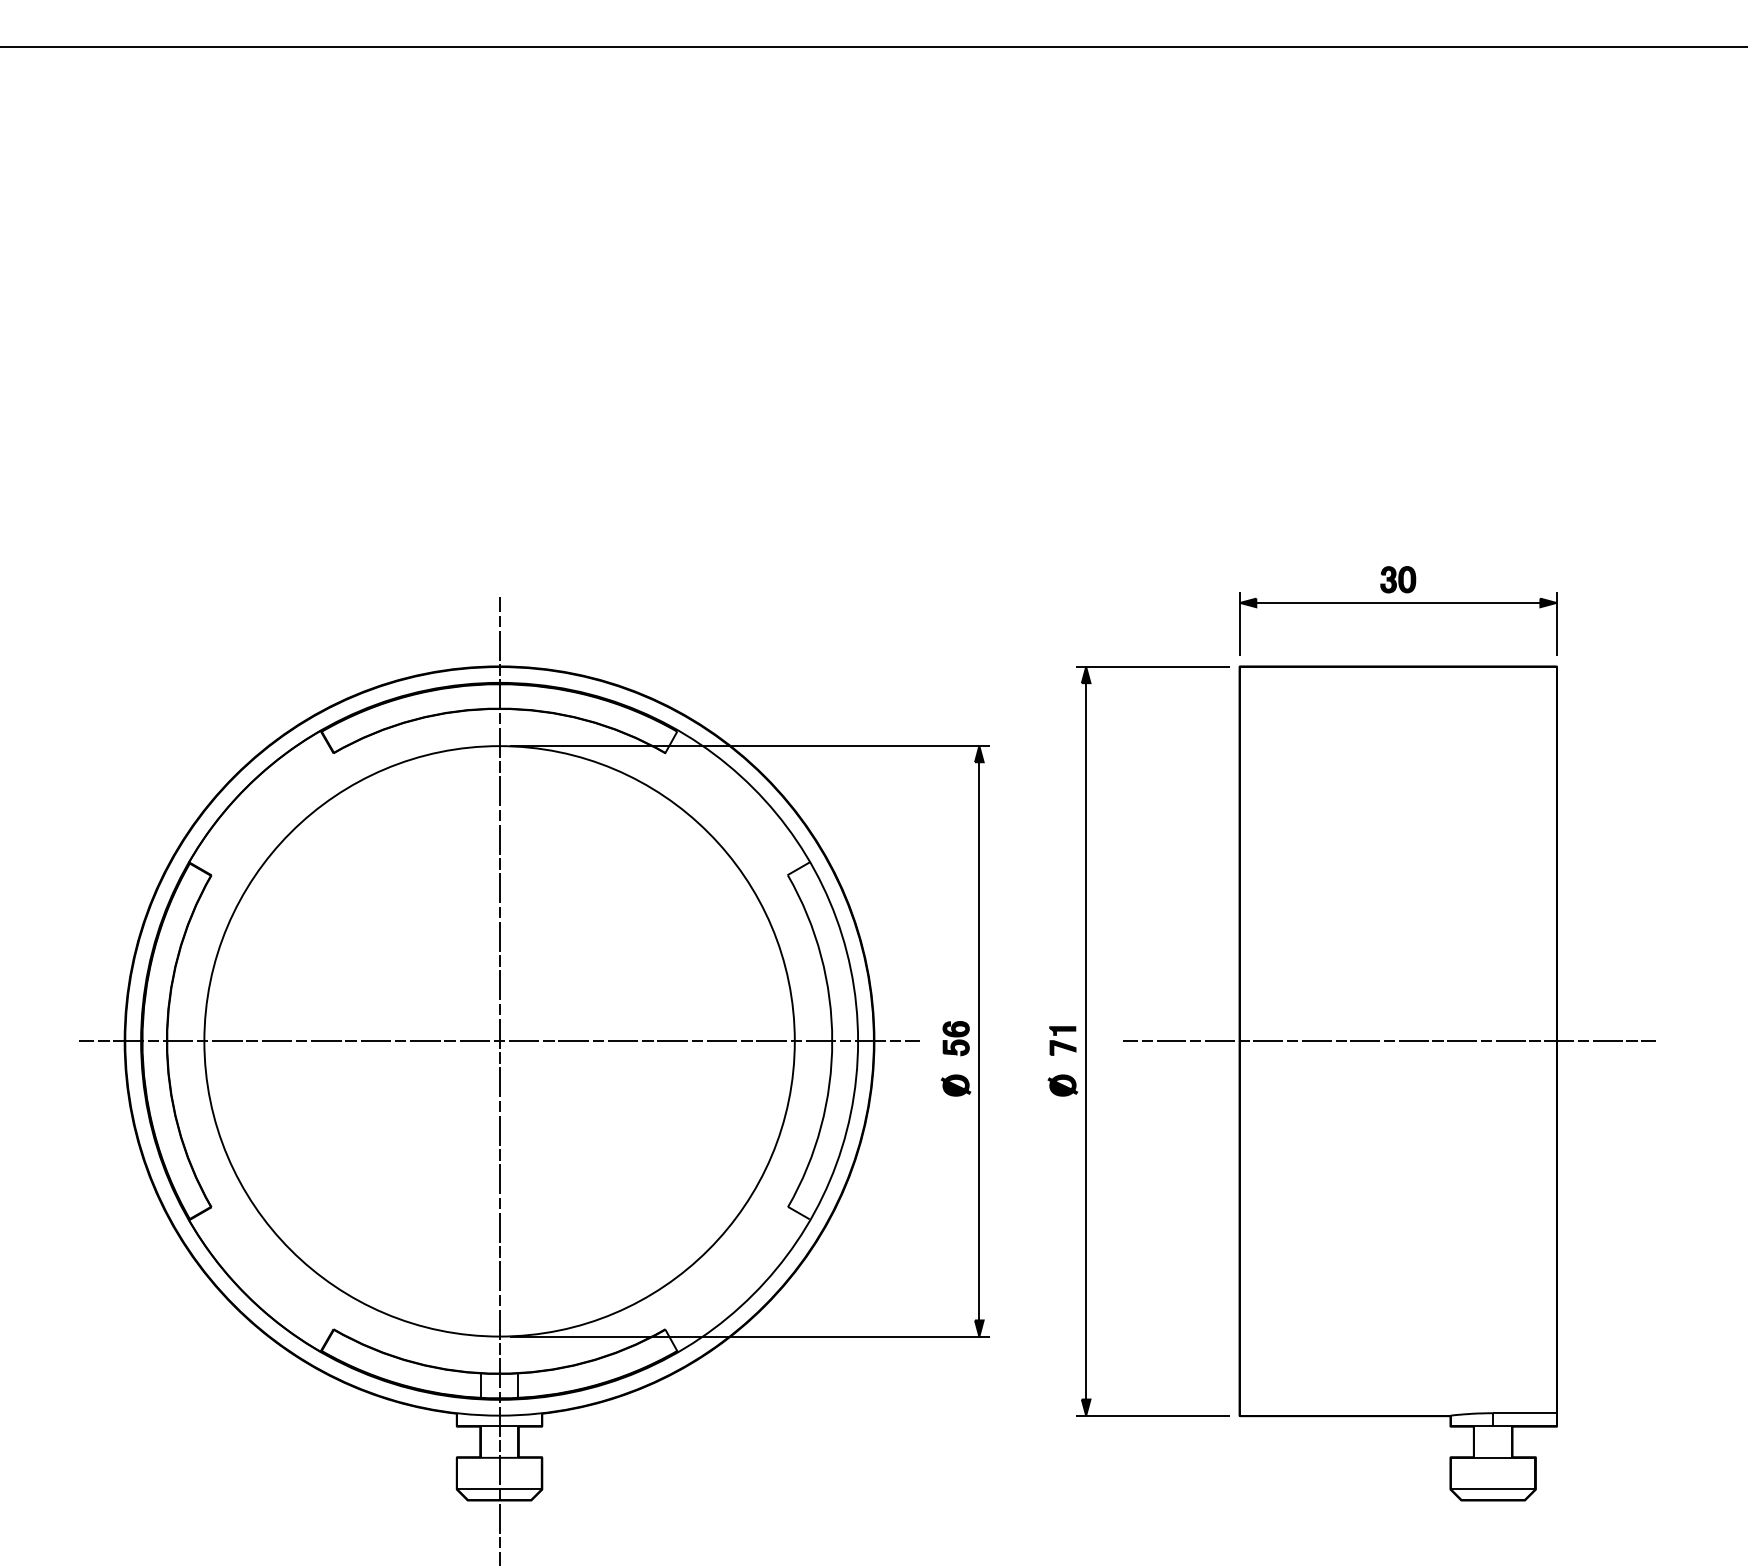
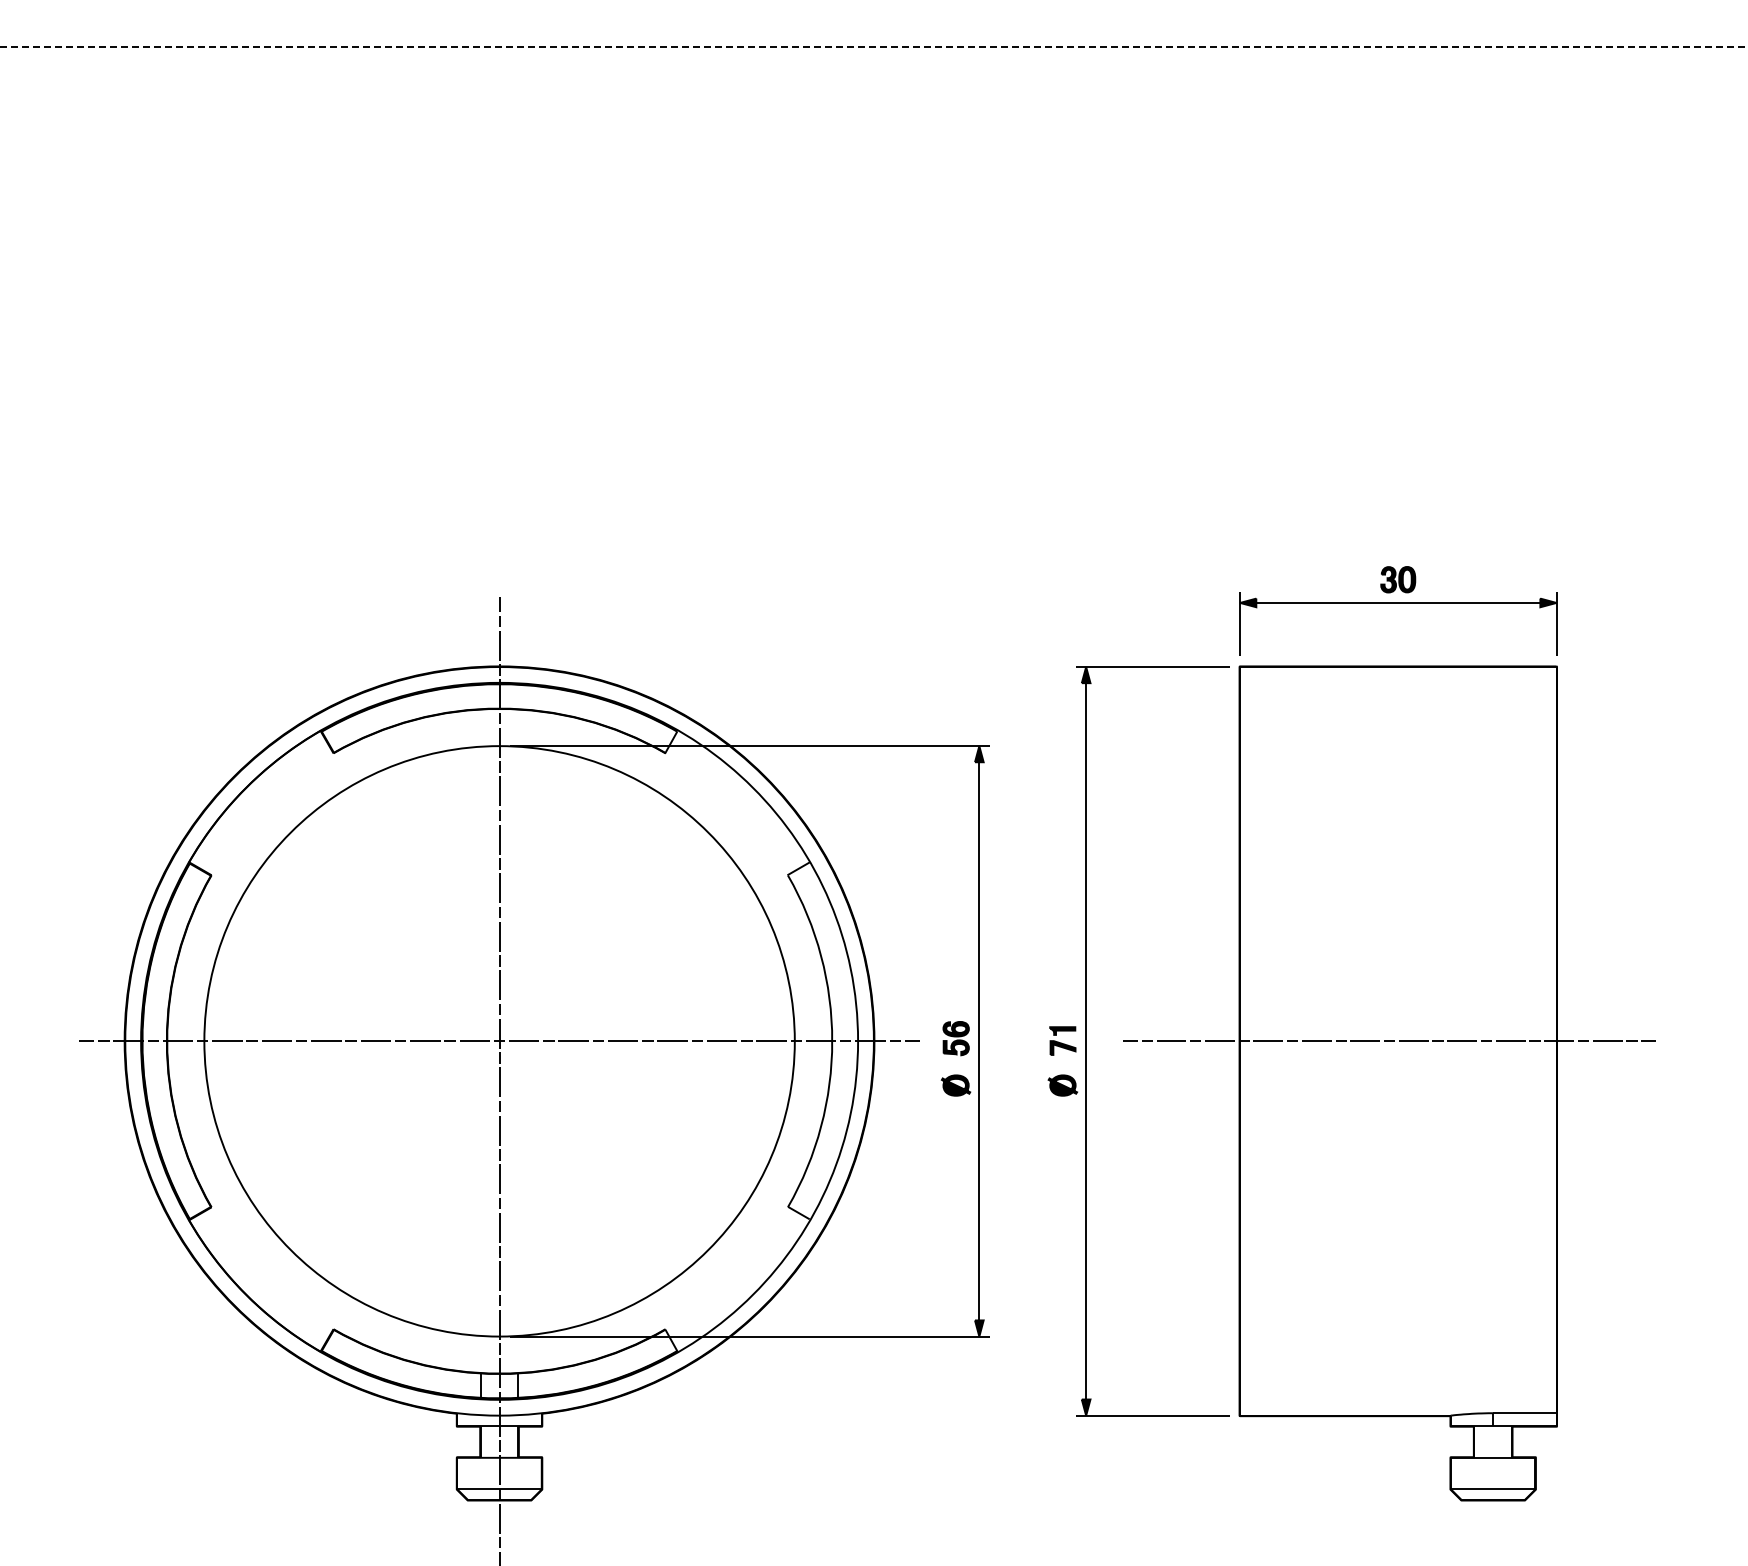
line: solid -> dashed (873, 47)
